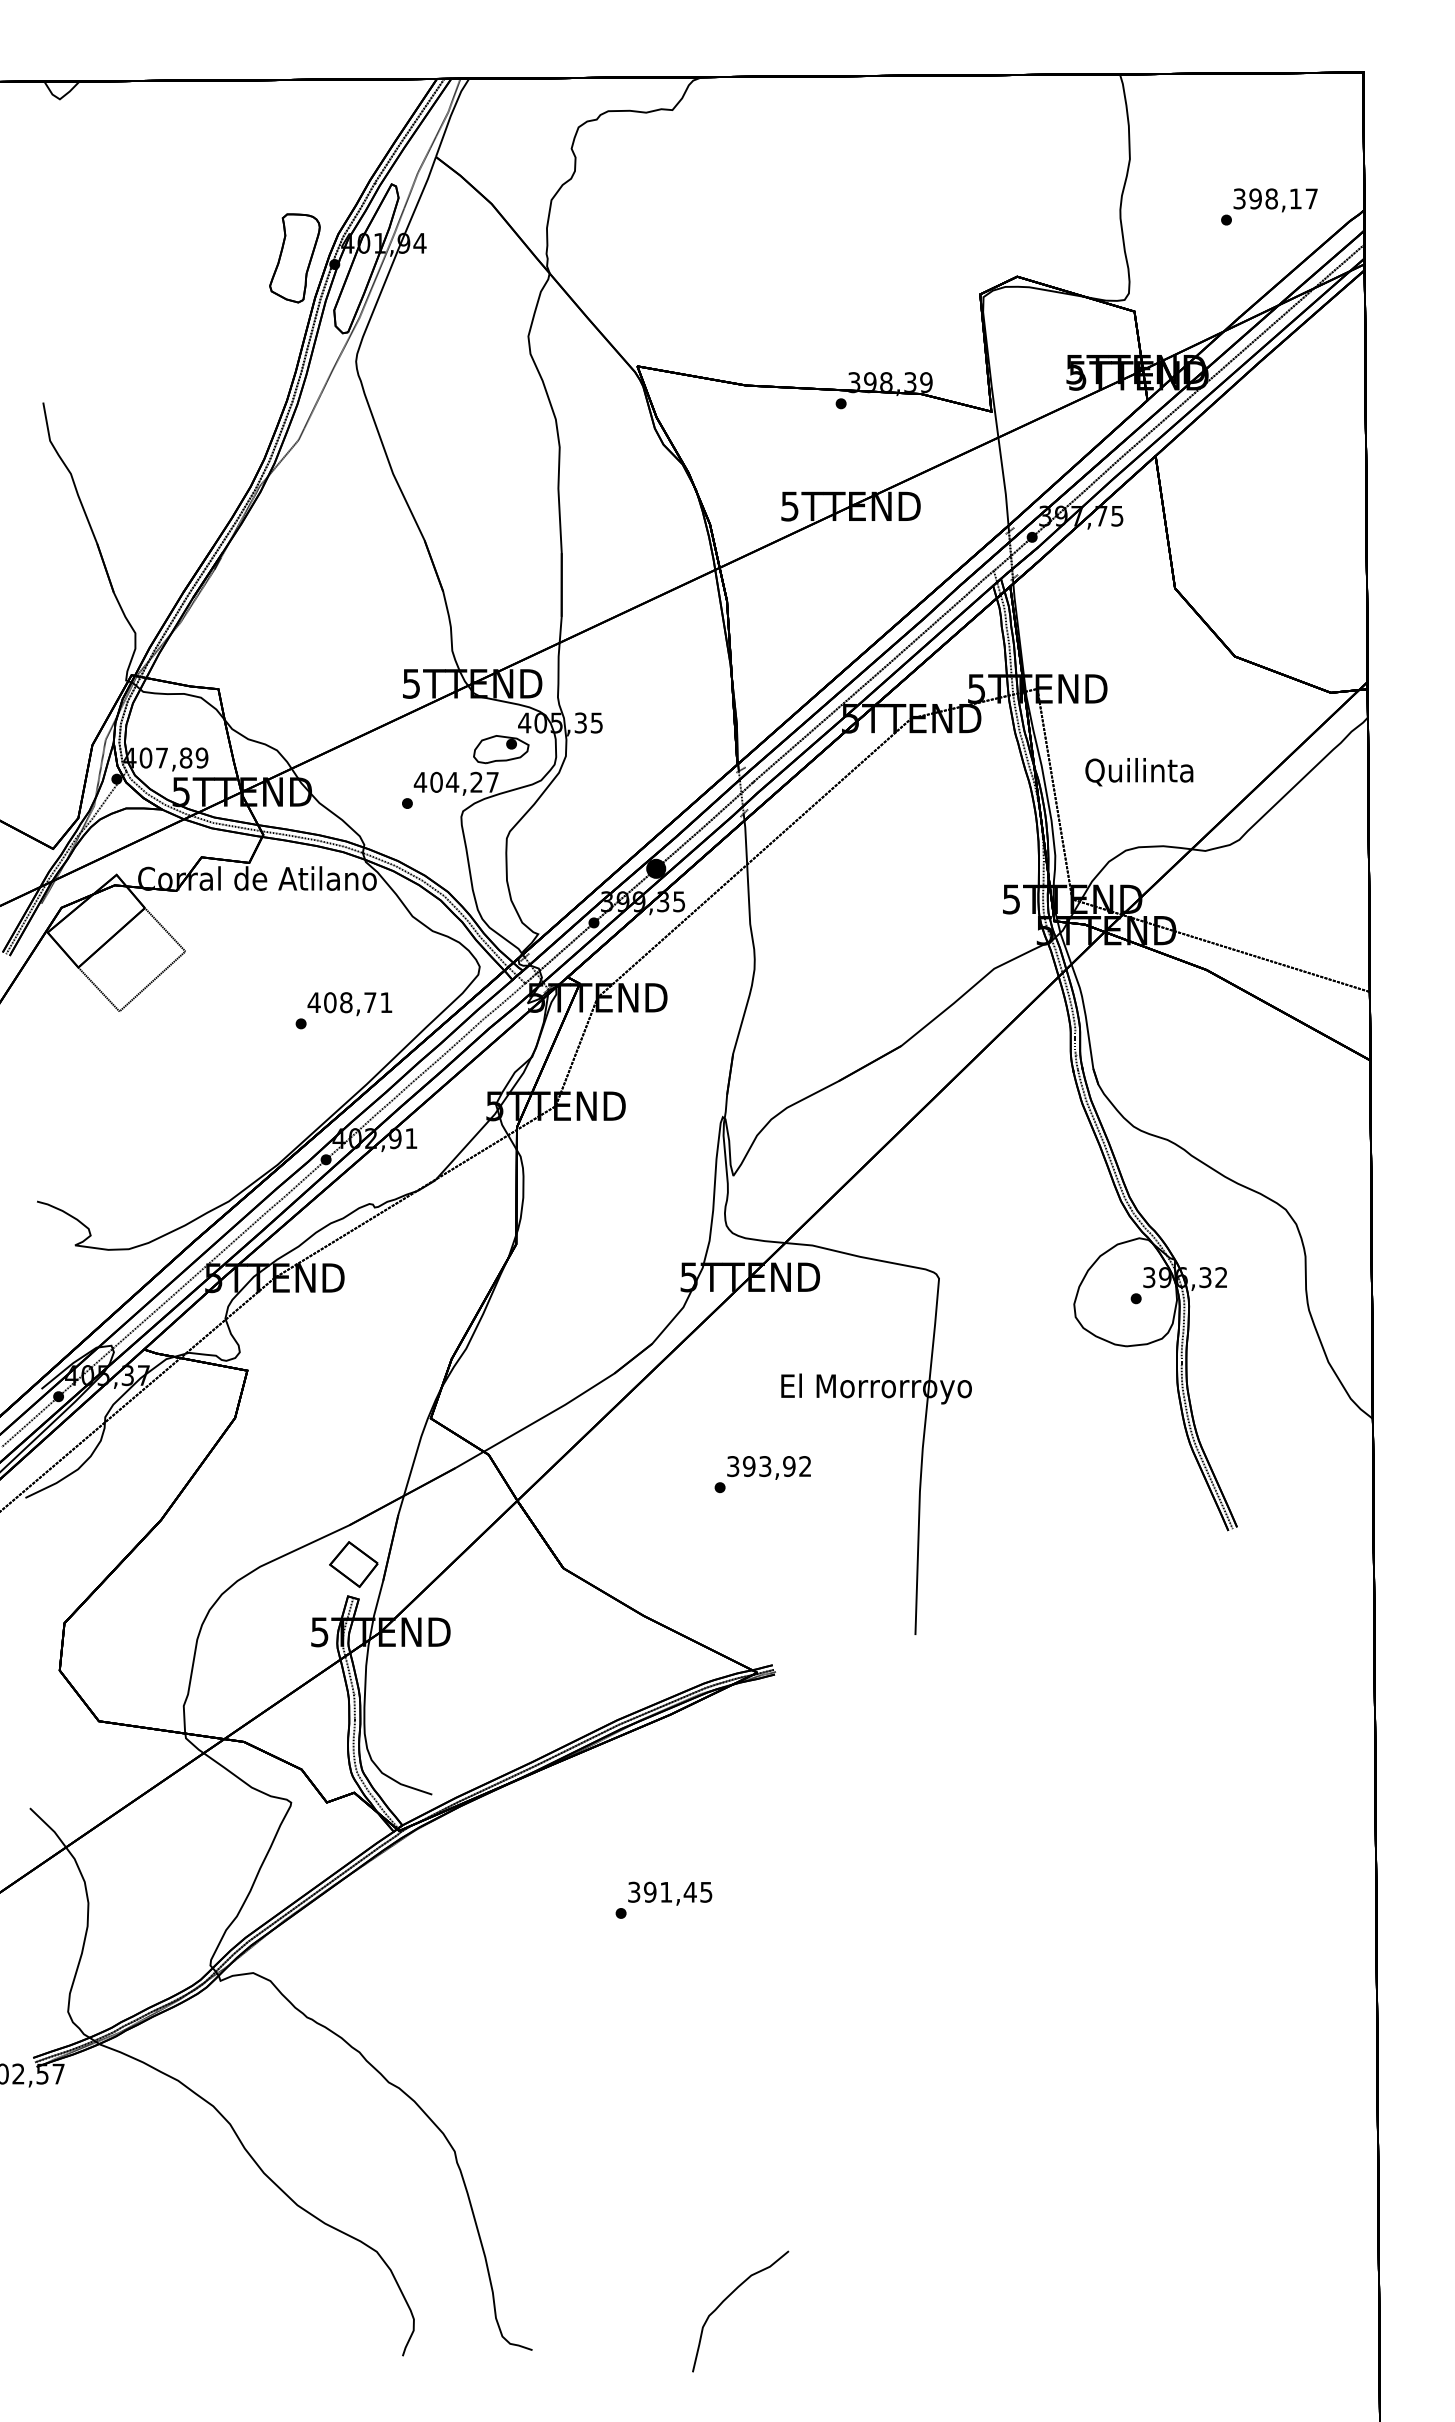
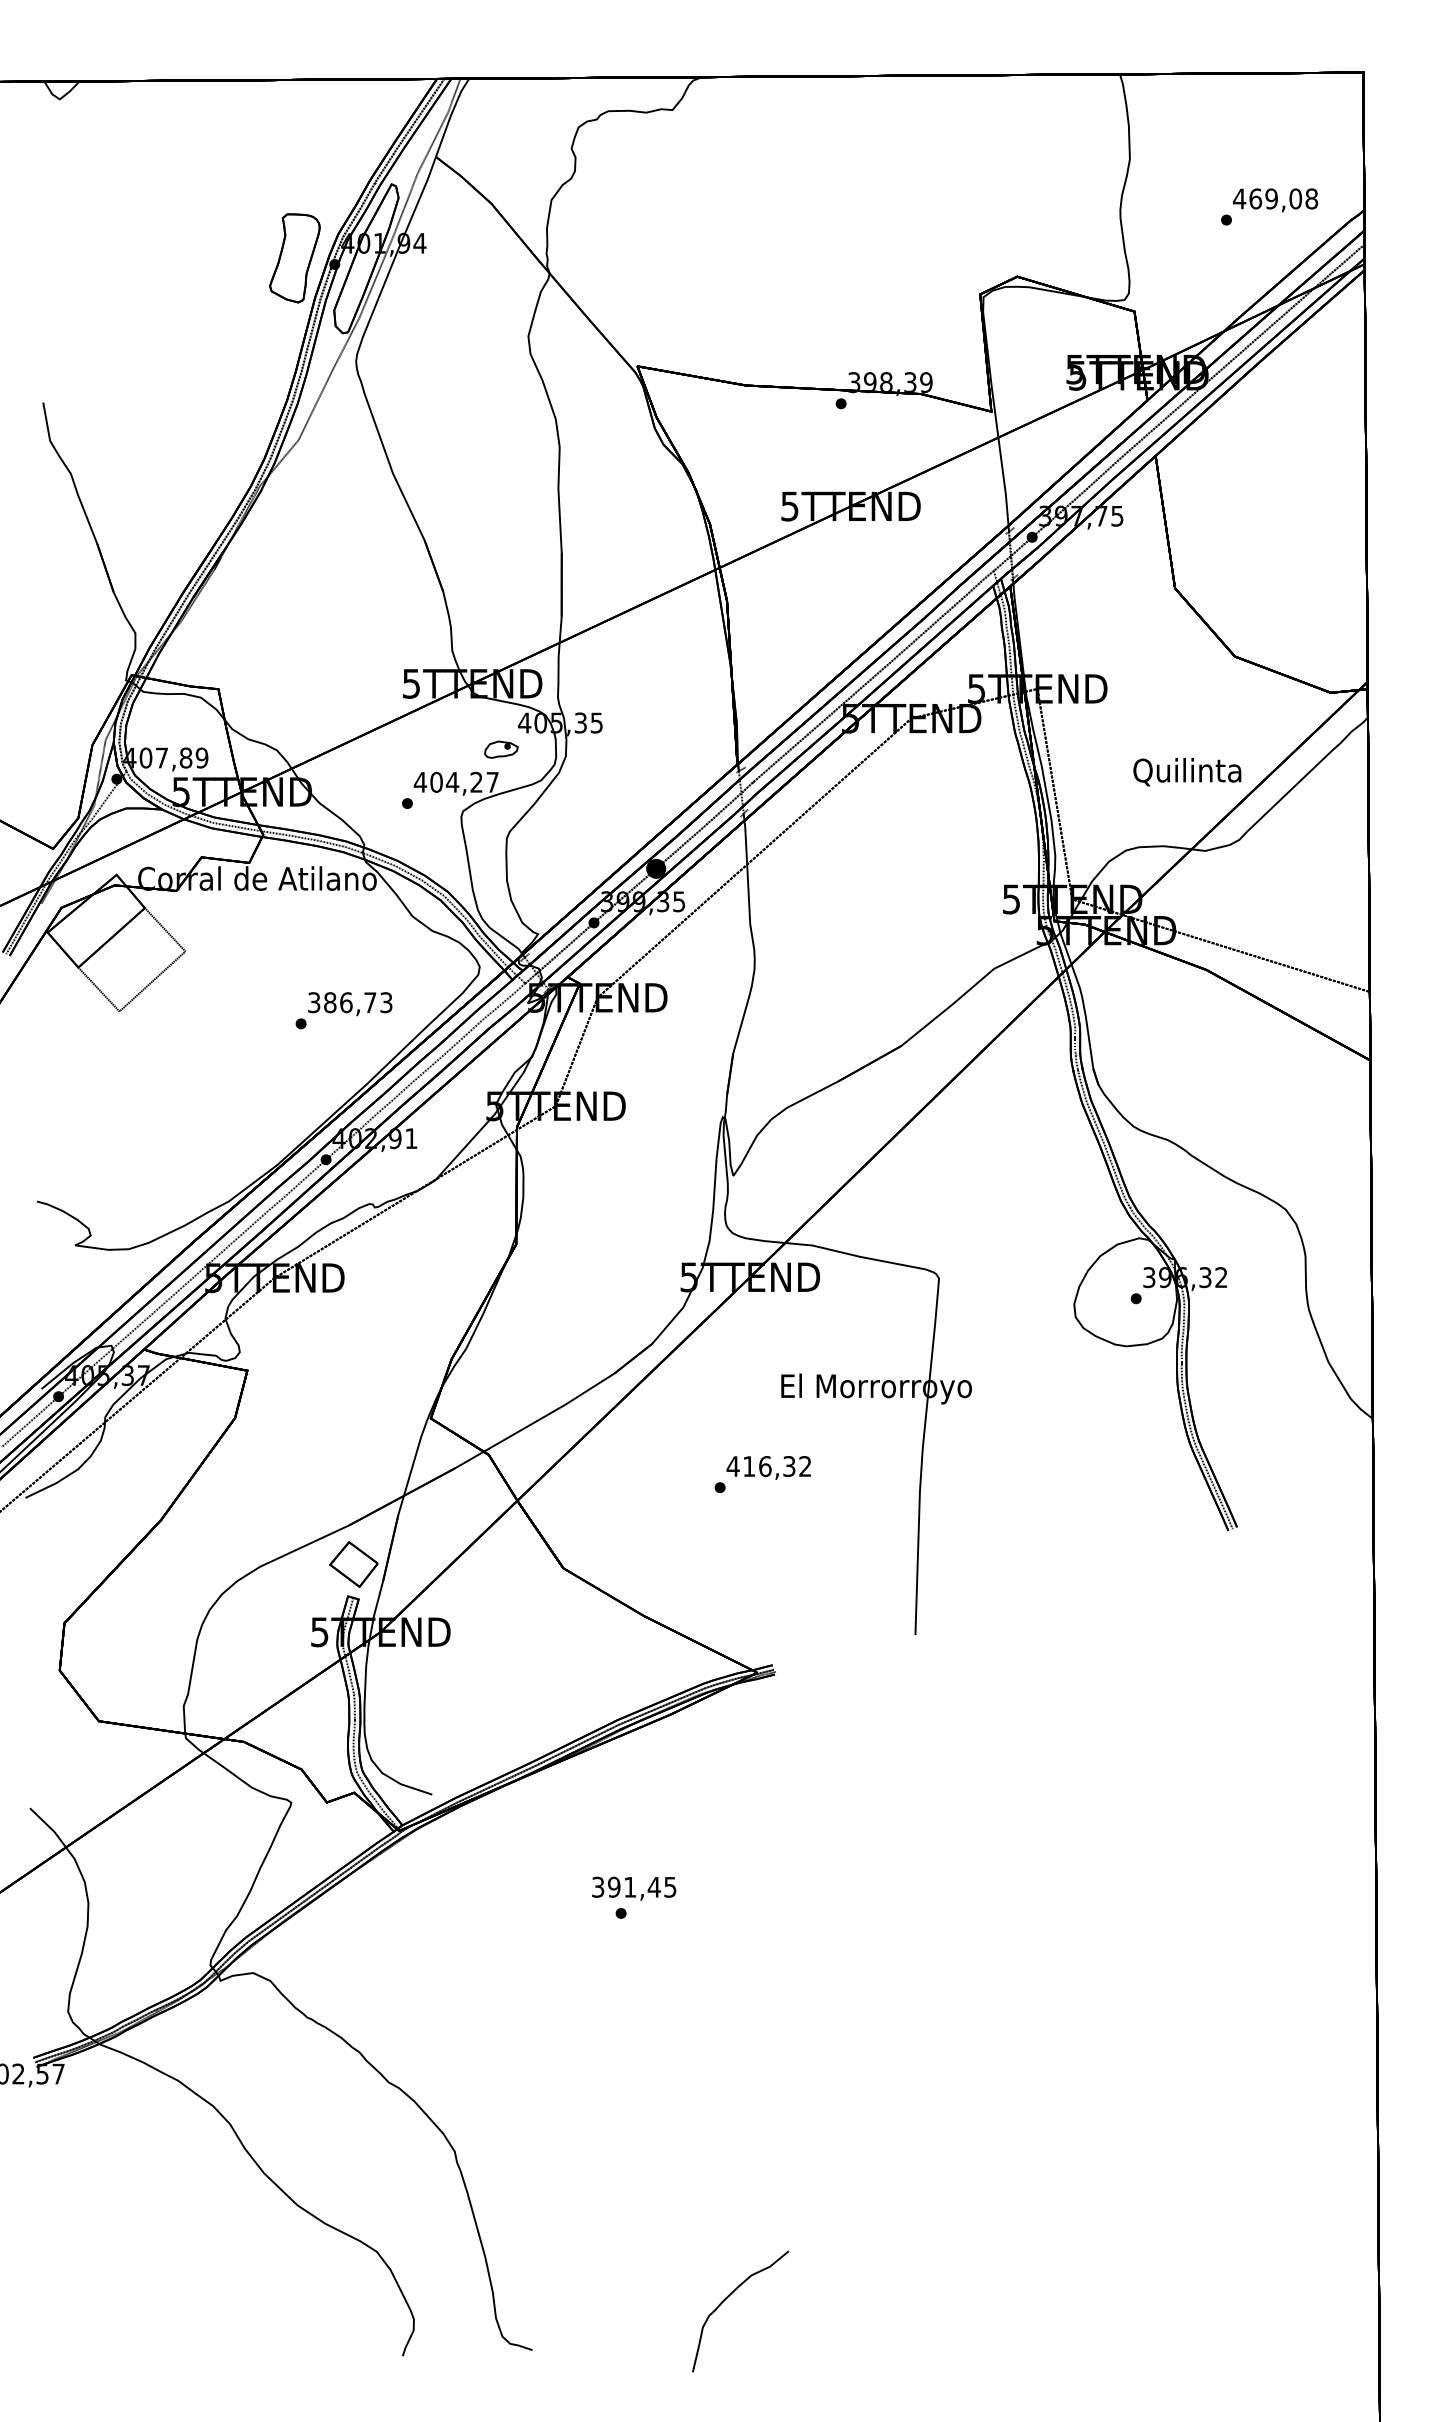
text: 398,17 -> 469,08 (1275, 198)
part size: 57x30 px -> 35x19 px (501, 749)
text position: (1139, 772) -> (1187, 772) (1187, 772)
text: 408,71 -> 386,73 (349, 1002)
text: 393,92 -> 416,32 (760, 1466)
text position: (670, 1893) -> (634, 1888) (634, 1888)
